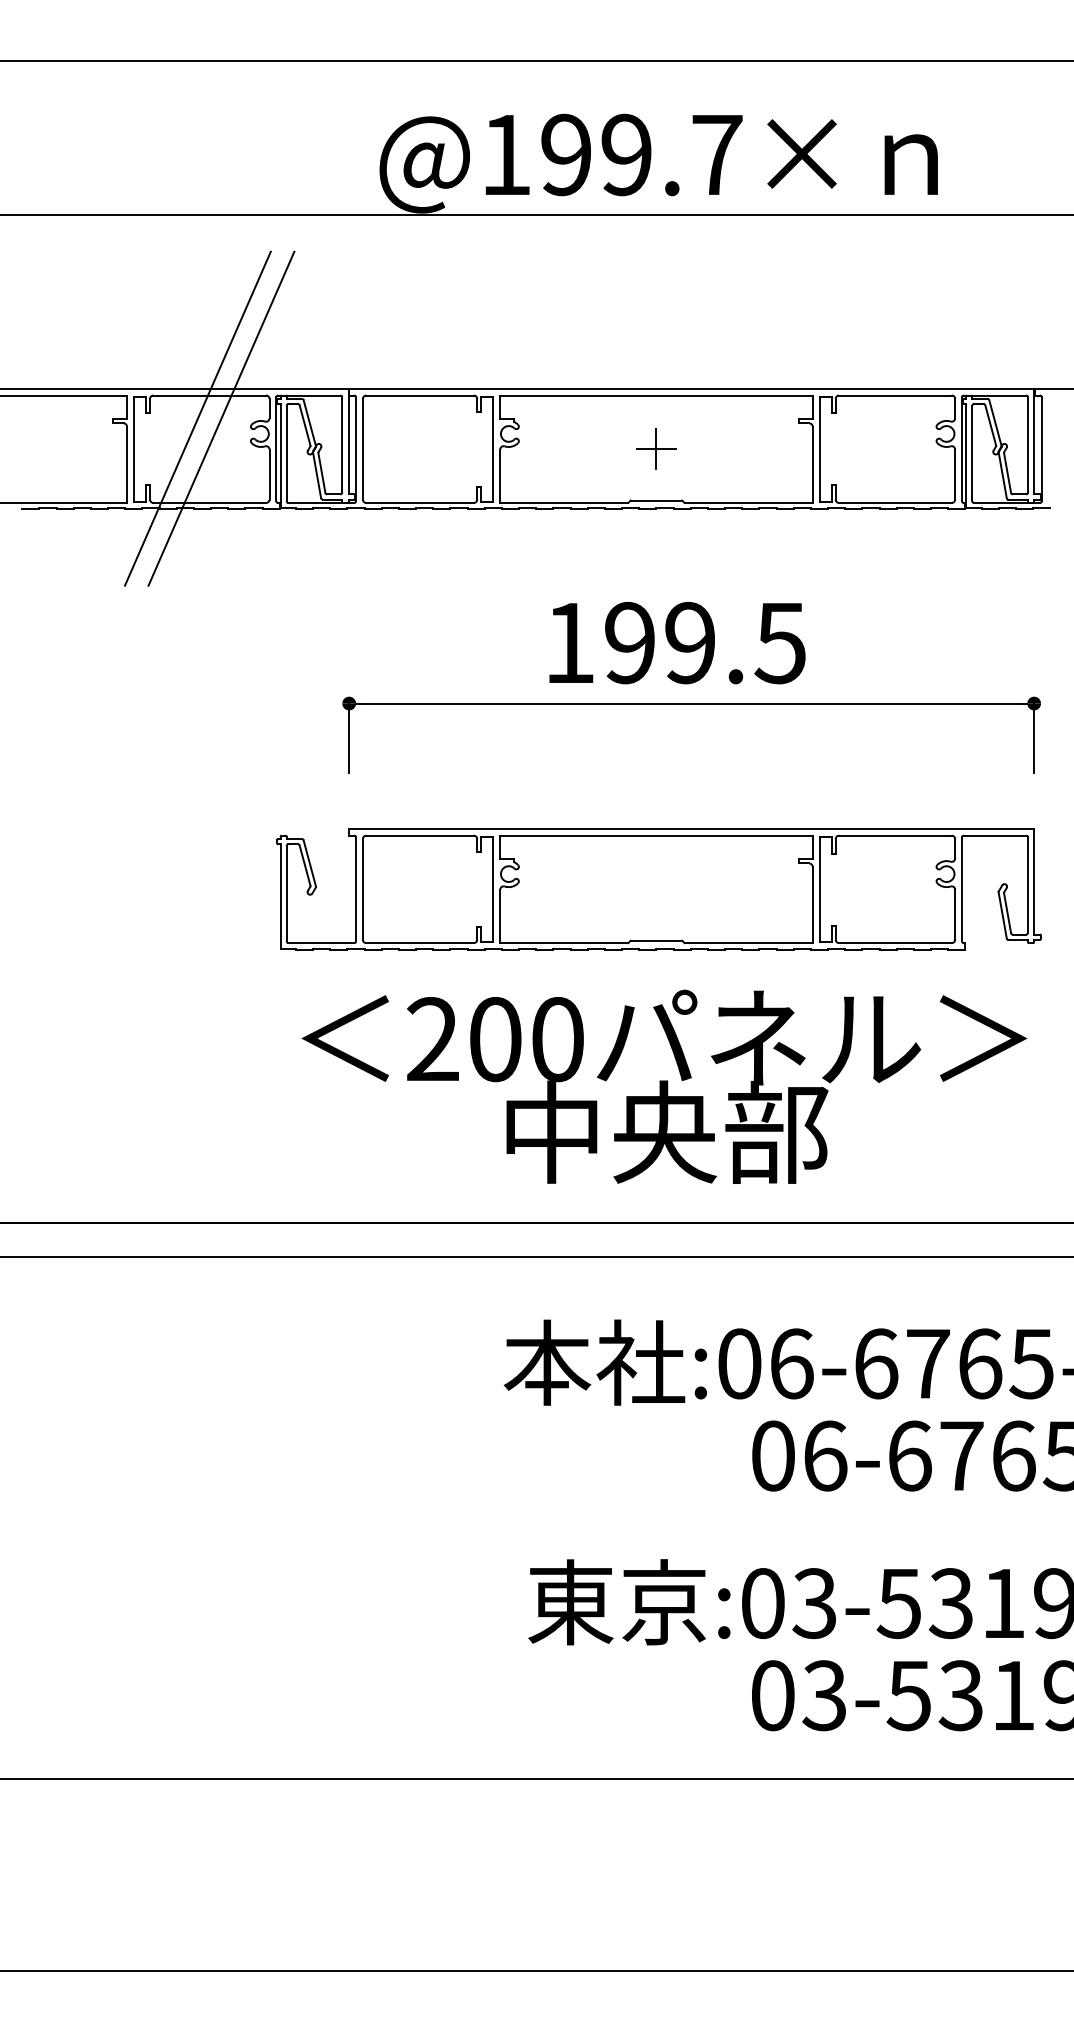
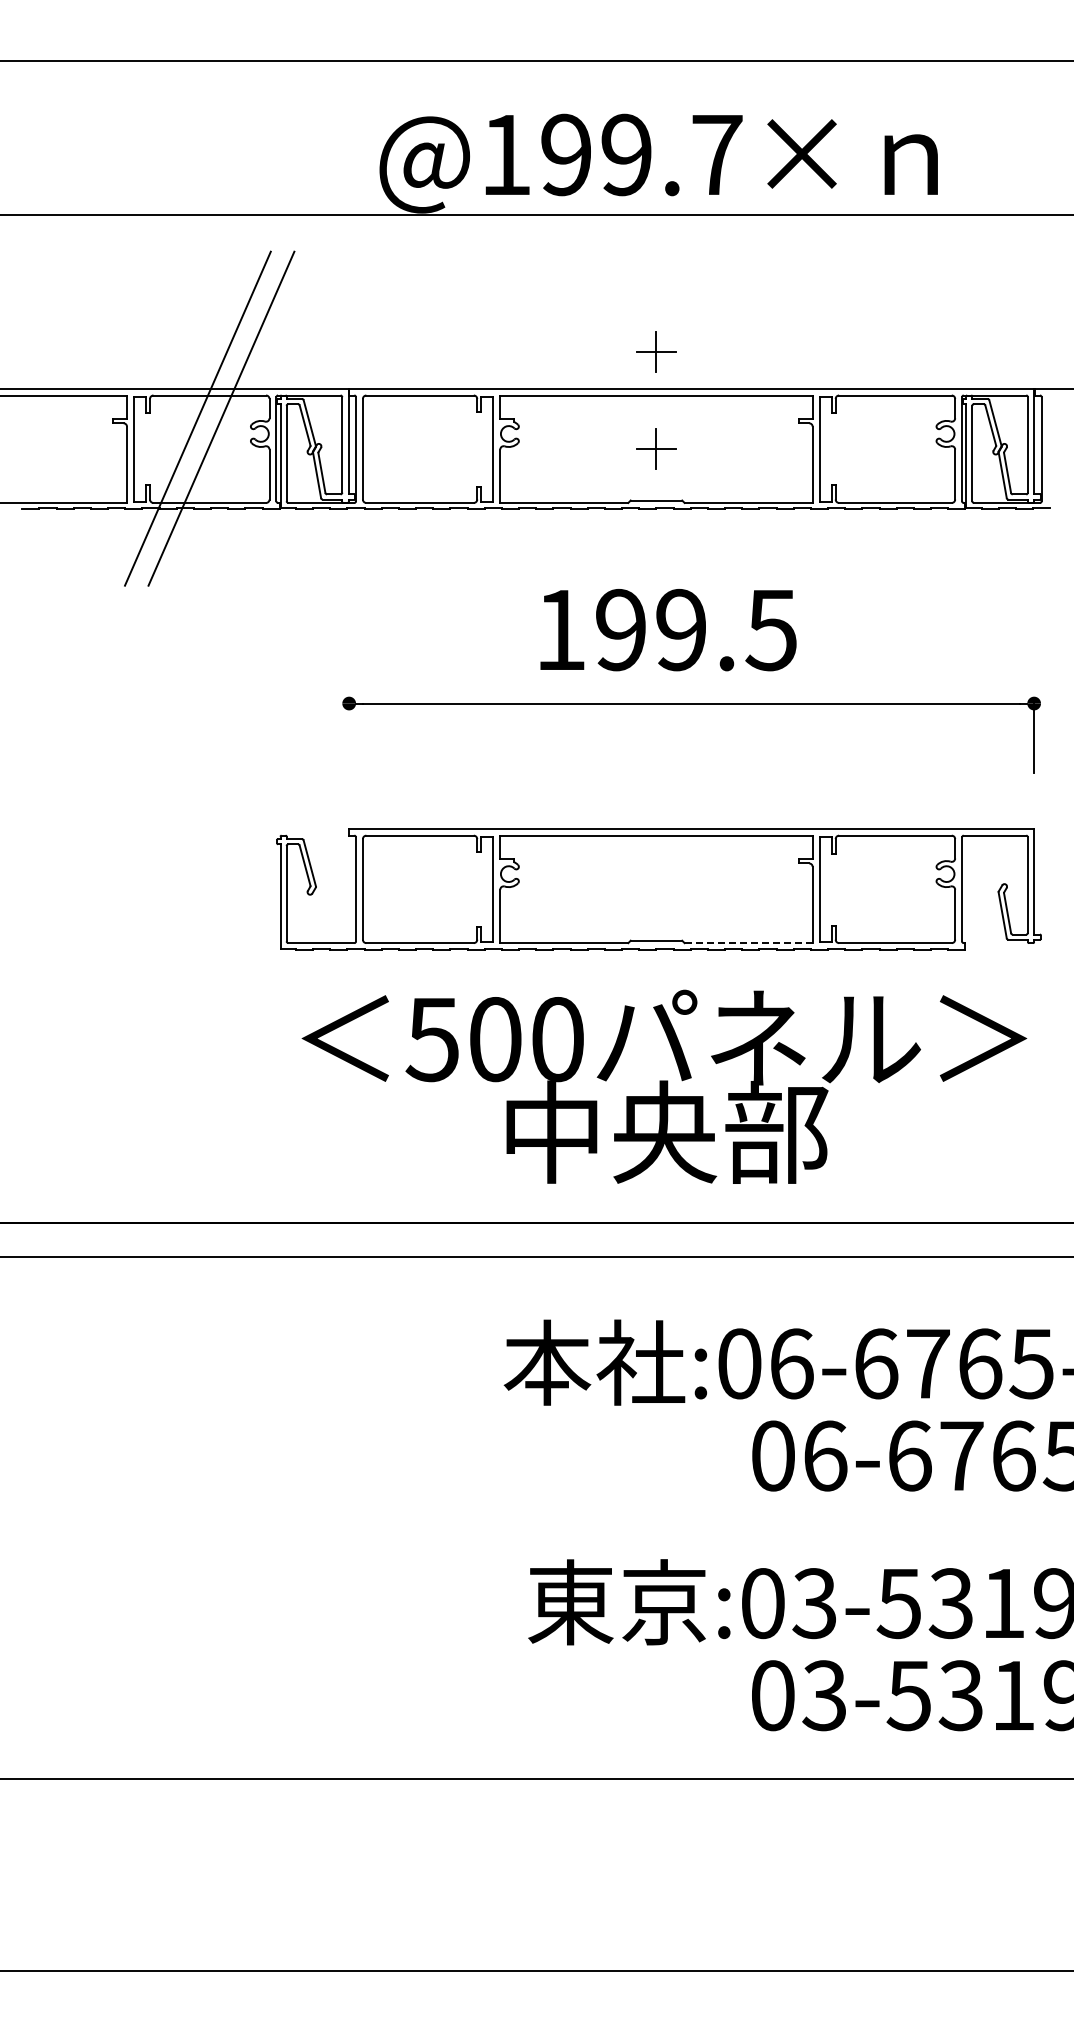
part: none -> present (656, 351)
text position: (677, 643) -> (668, 630) (668, 630)
line: present -> none (349, 737)
line: solid -> dashed (748, 943)
text: 200 -> 500 (431, 1039)
